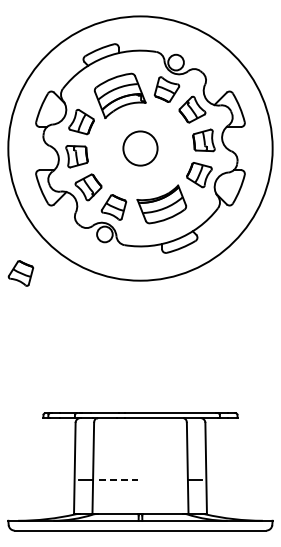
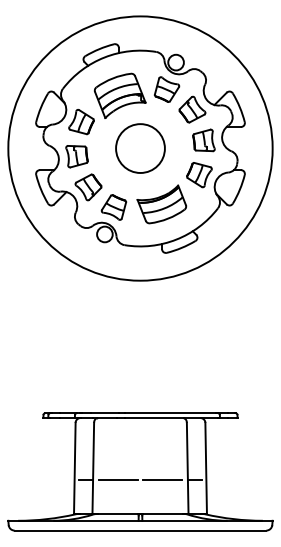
circle diameter: 34 px -> 49 px (140, 148)
part: present -> none (20, 273)
line: dashed -> solid (118, 479)
line: none -> present (162, 479)
